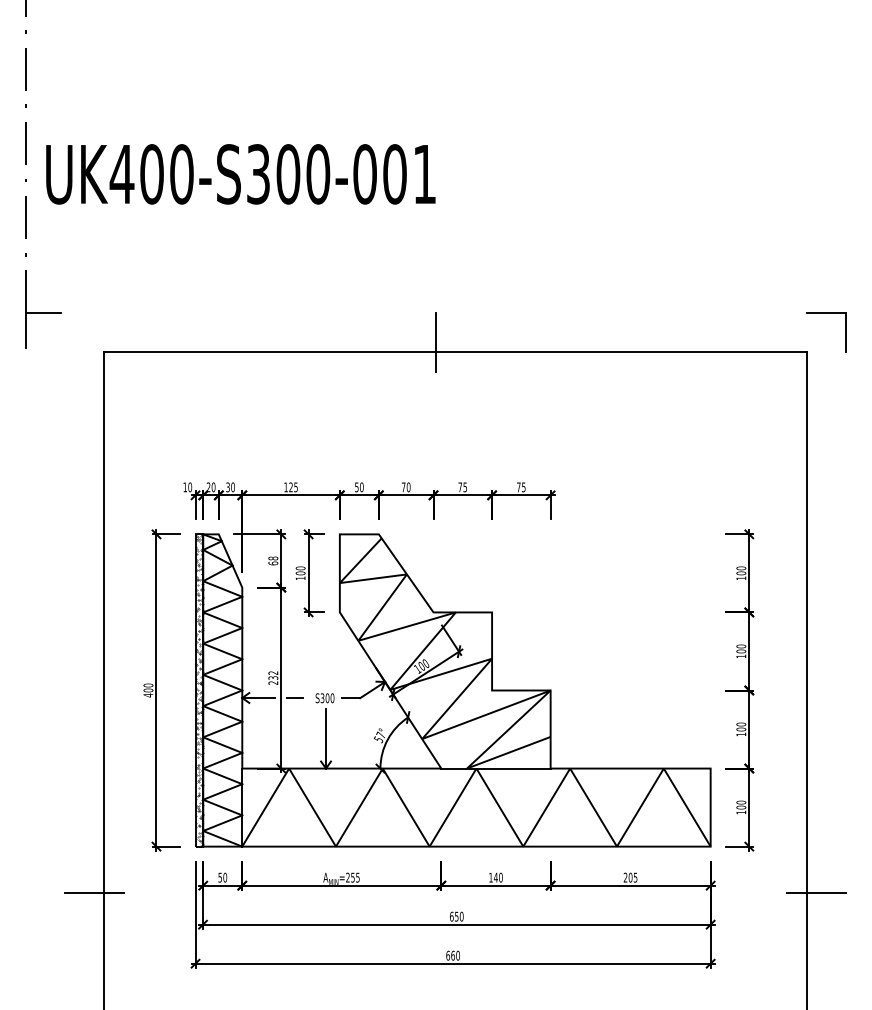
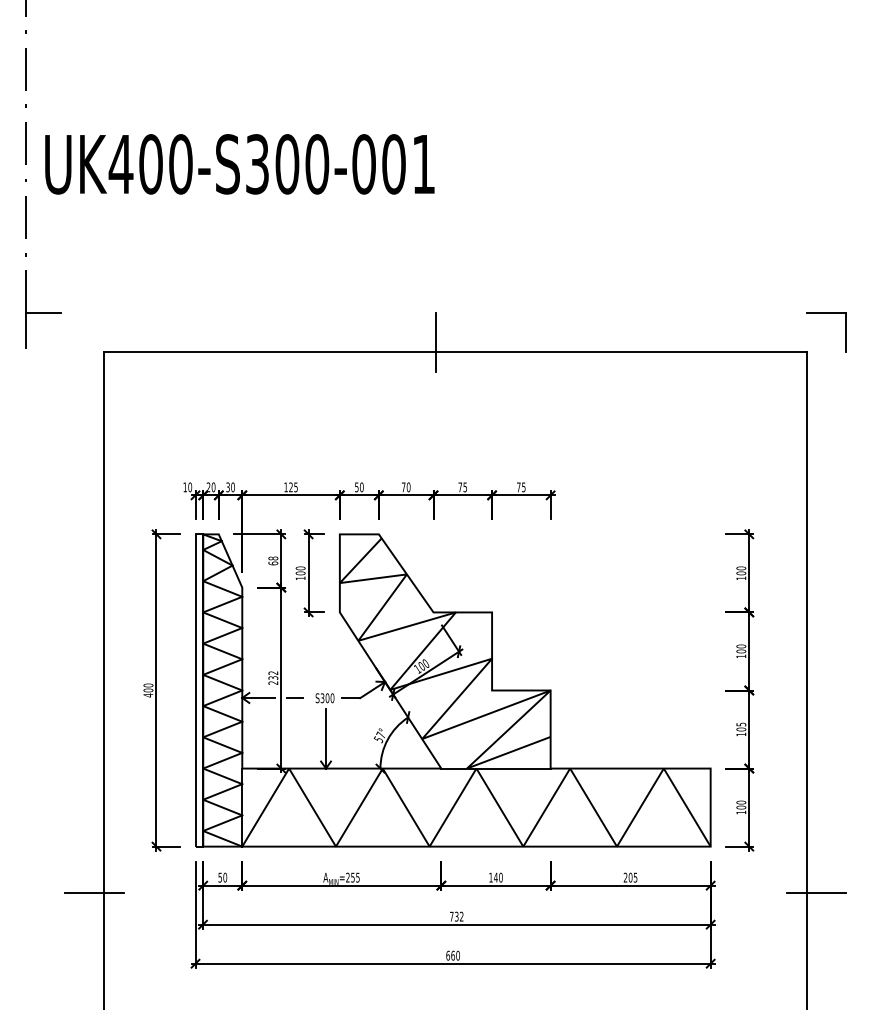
text position: (240, 174) -> (239, 164) (239, 164)
hatch: present -> none (199, 690)
text: 100 -> 105 (741, 724)
text: 650 -> 732 (456, 916)
